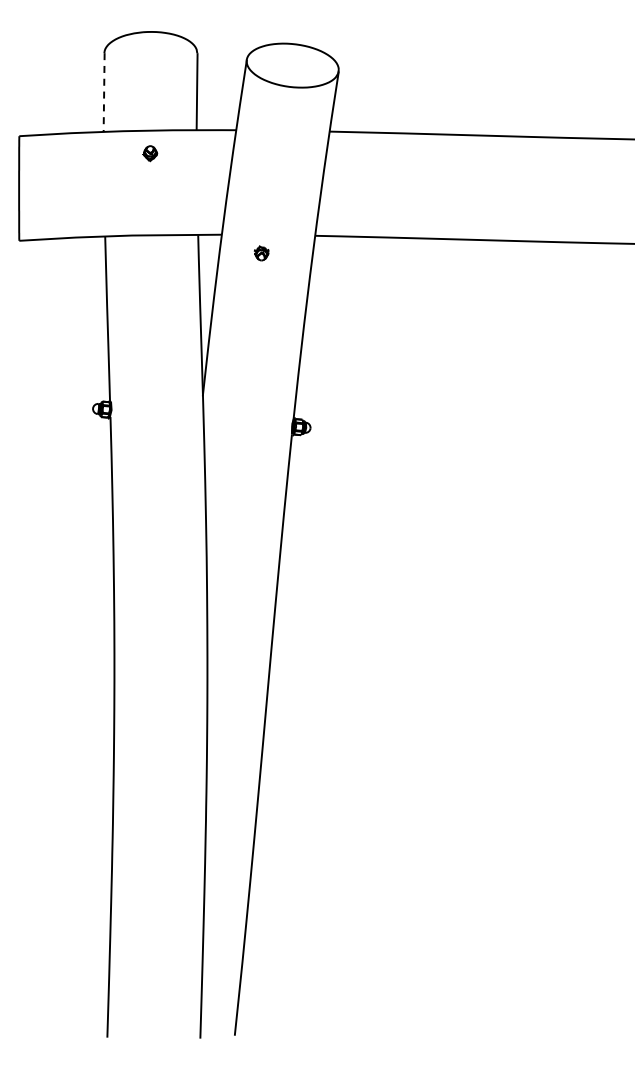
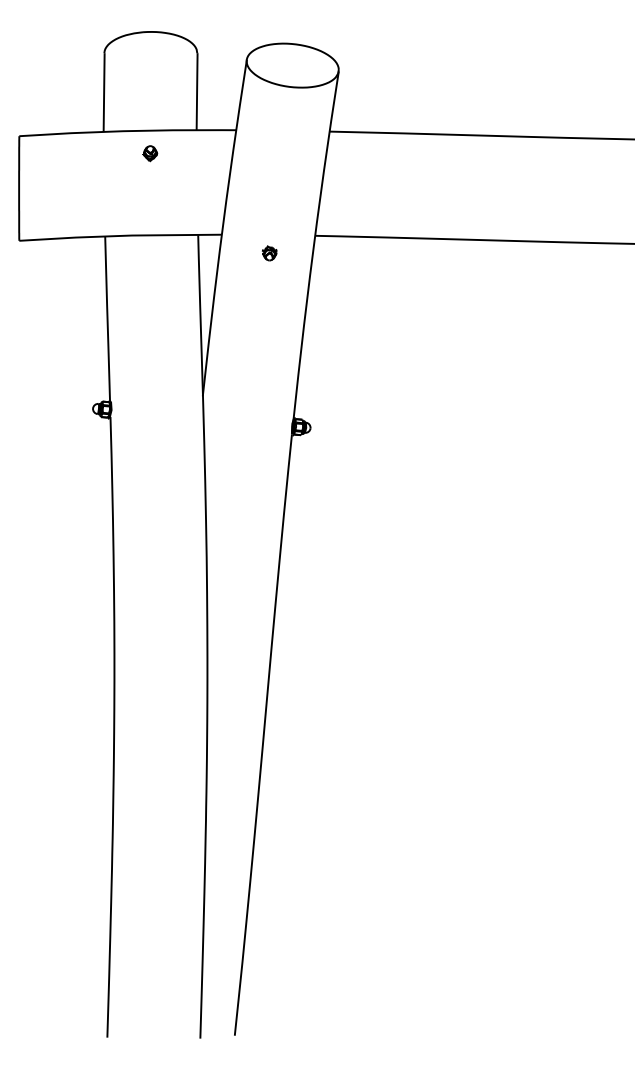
line: dashed -> solid (104, 92)
part position: (261, 253) -> (269, 253) (269, 253)
